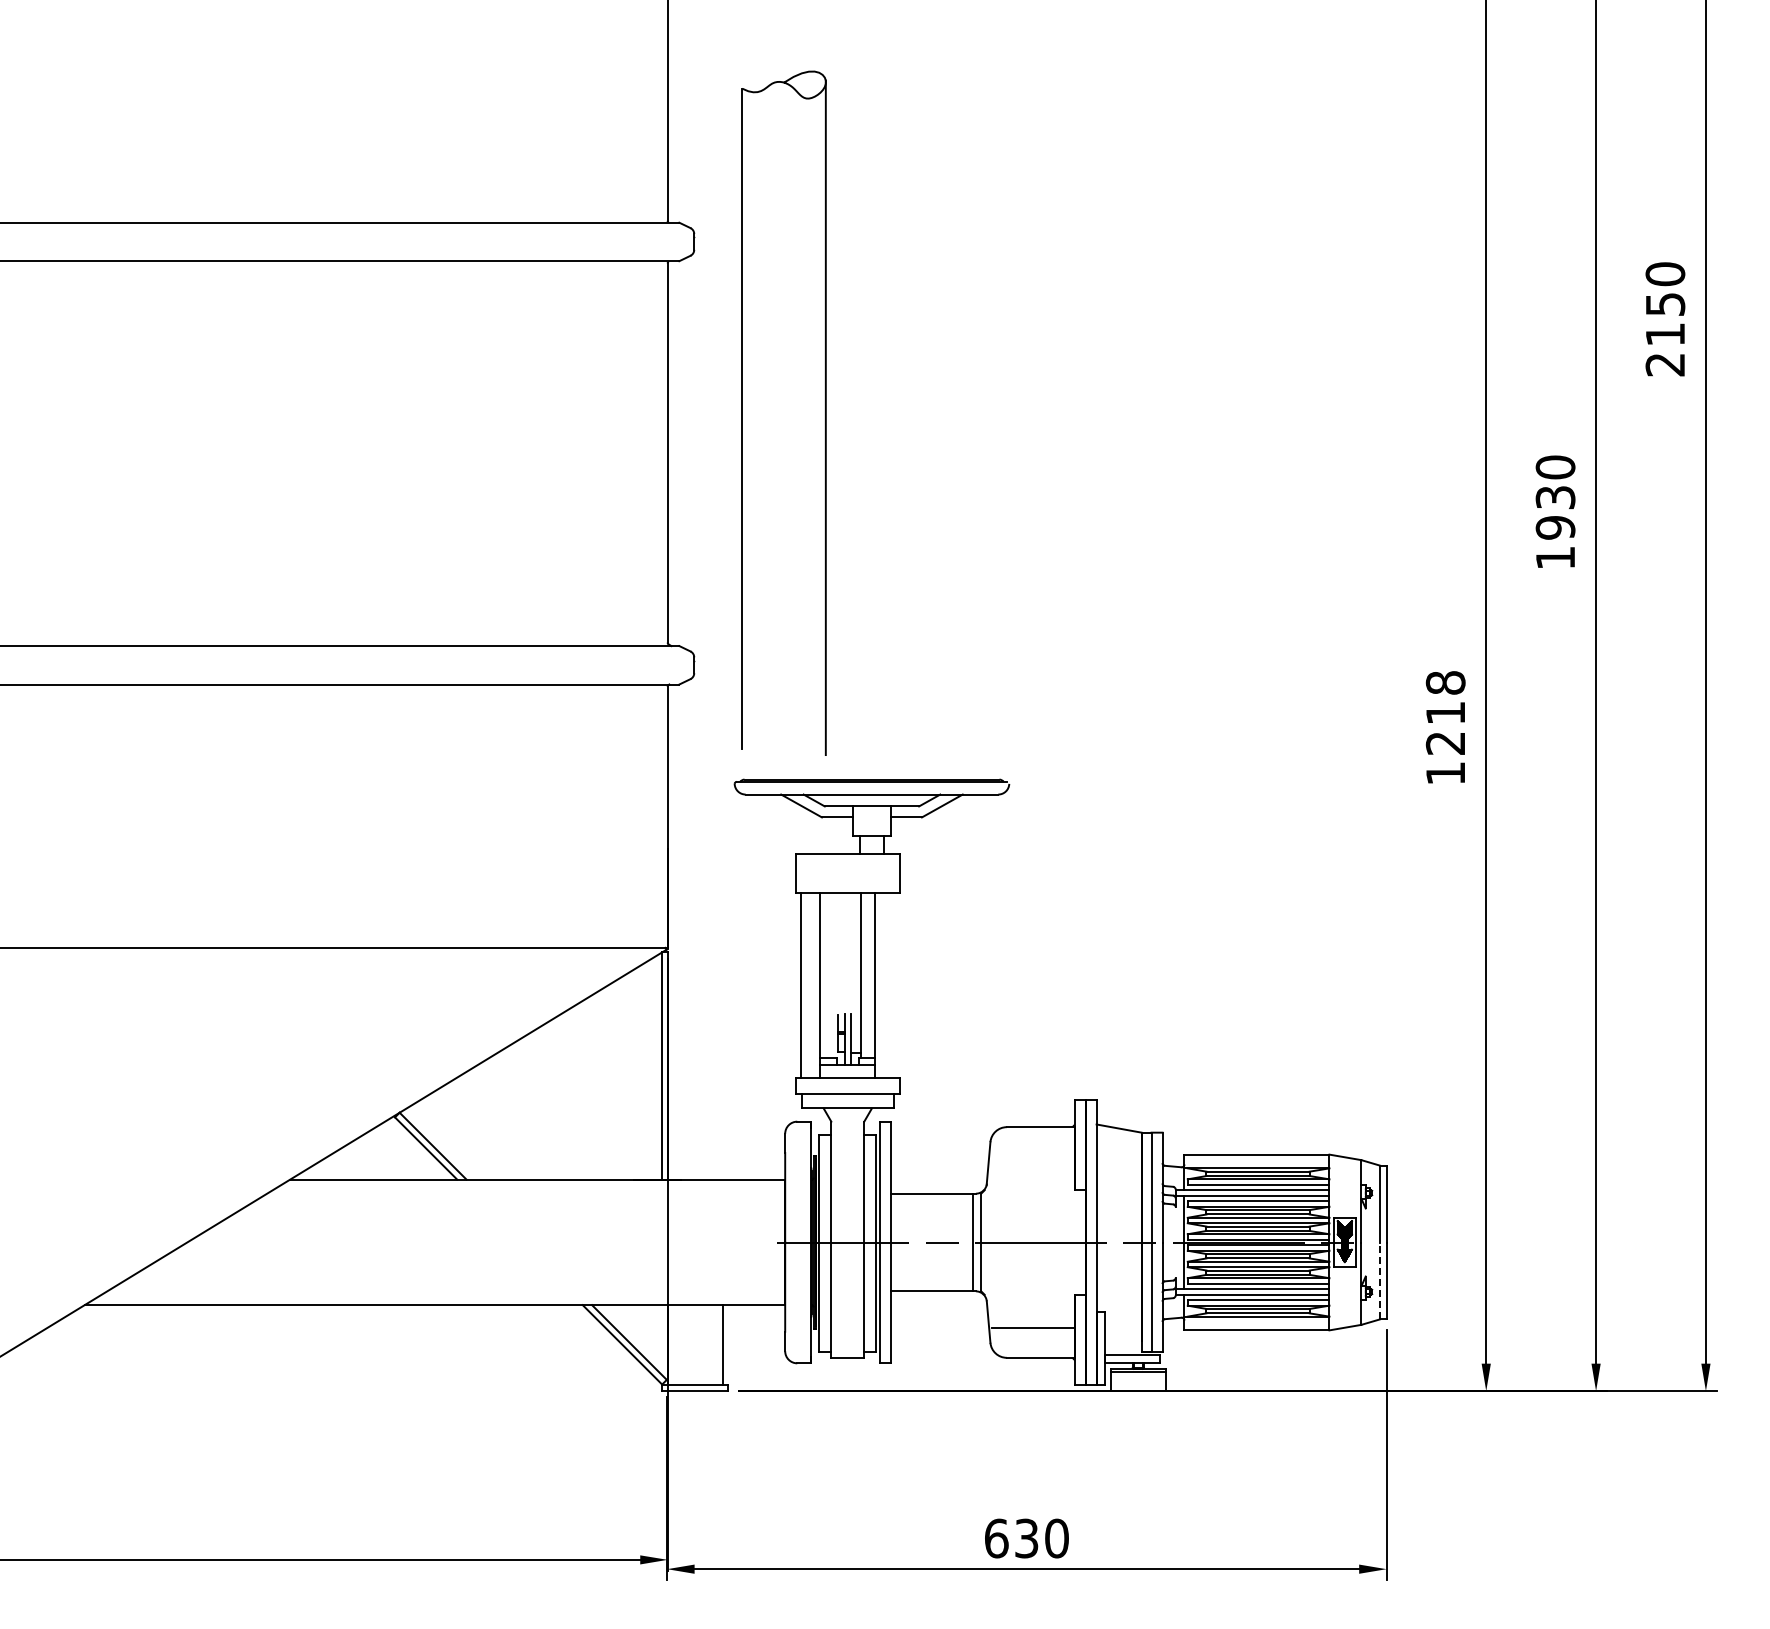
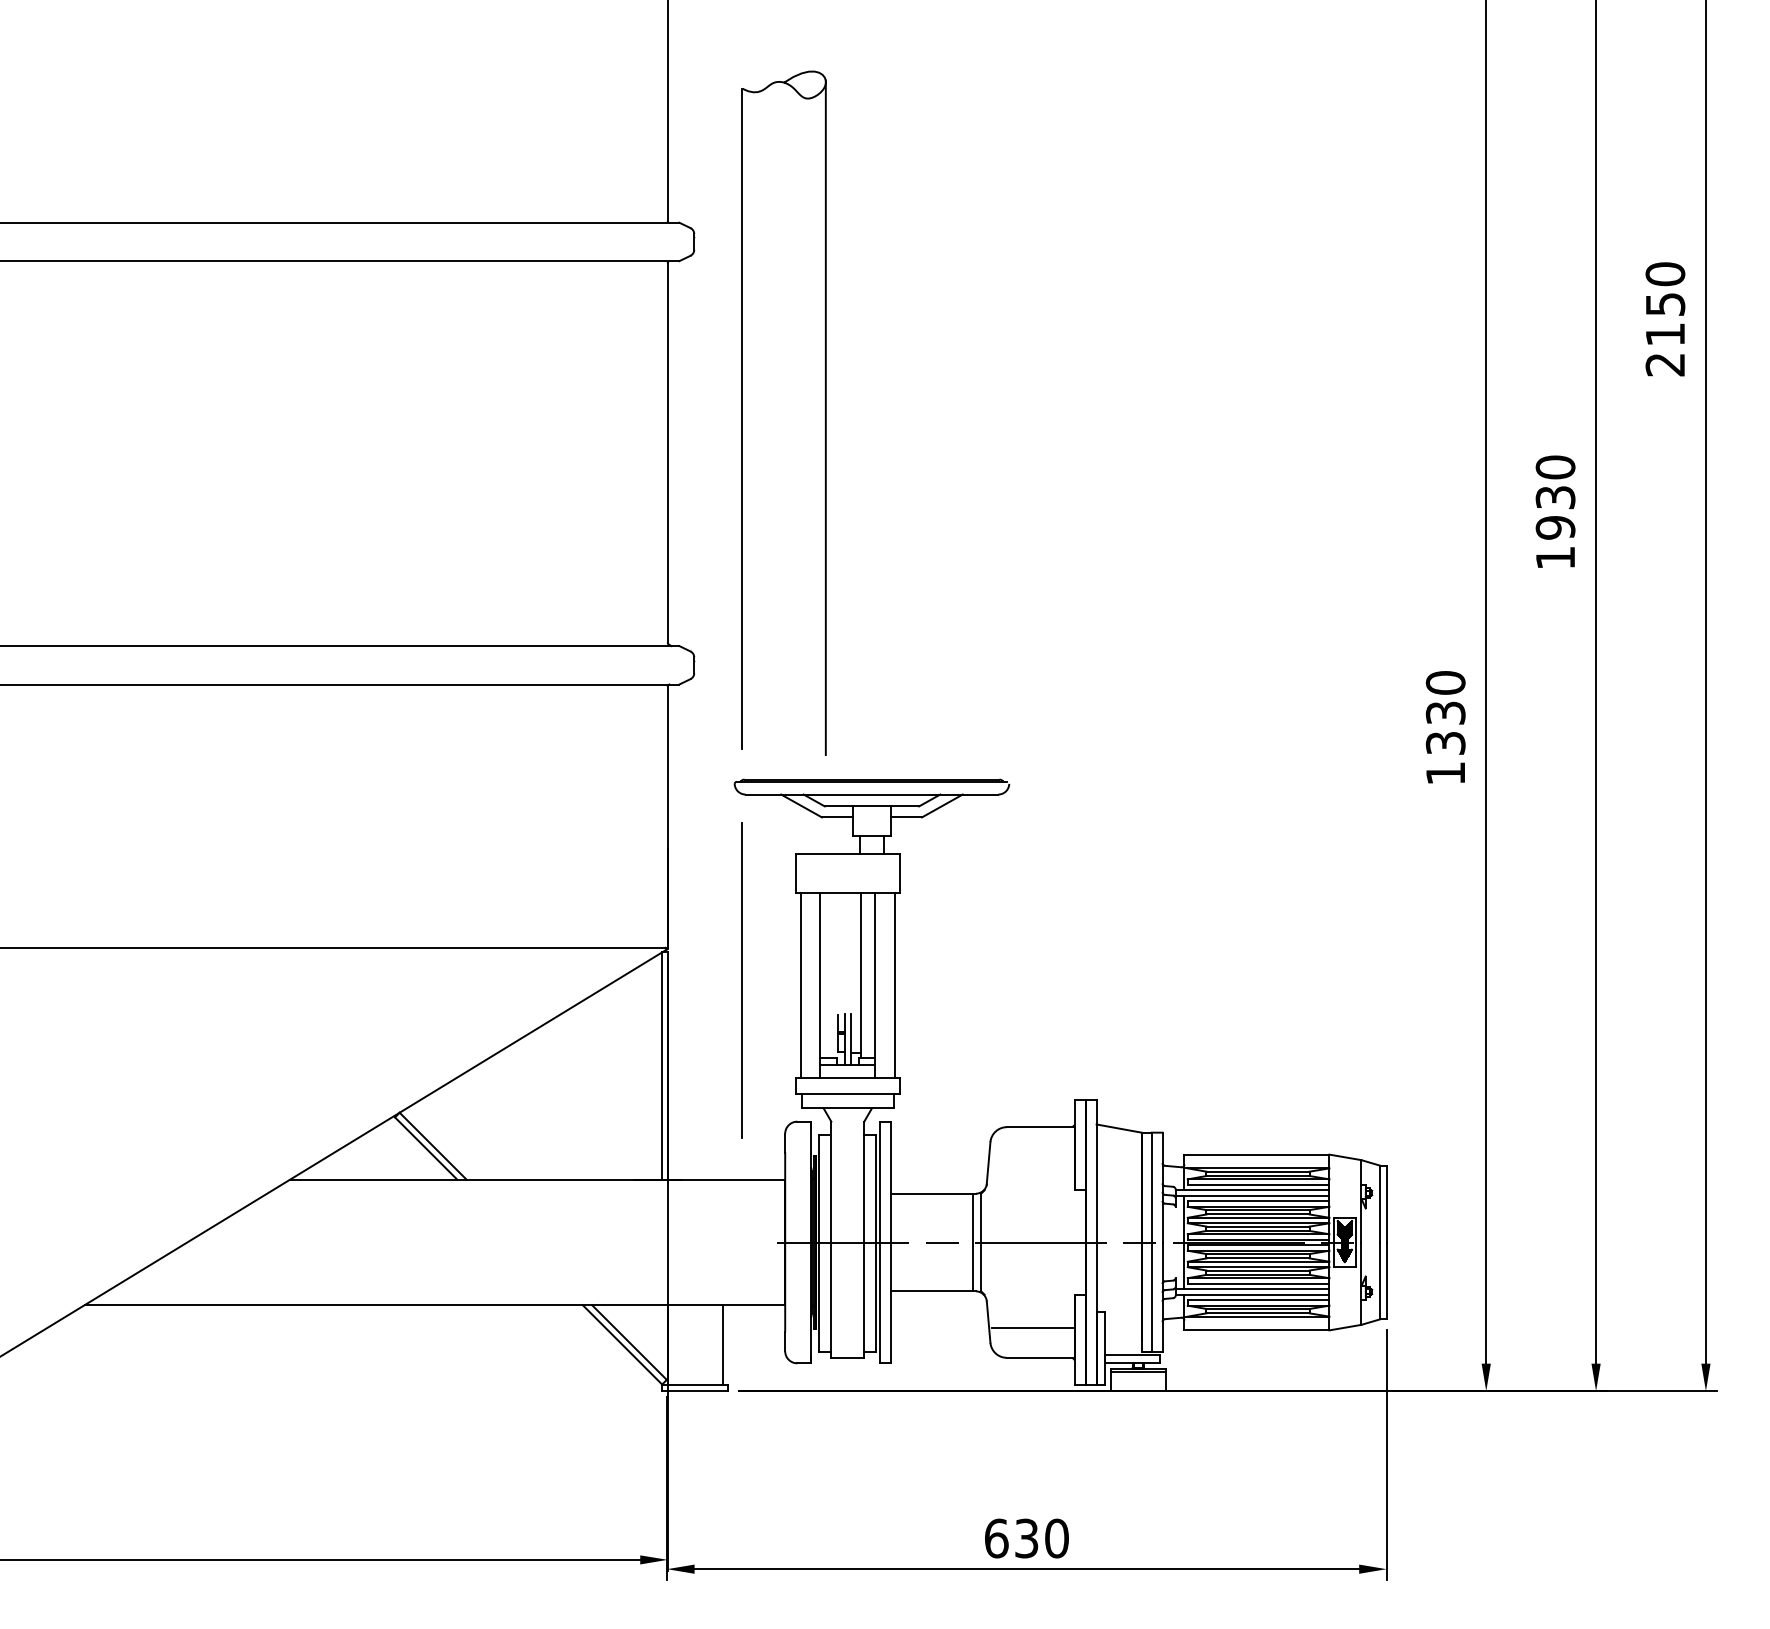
text: 1218 -> 1330 (1445, 712)
line: none -> present (741, 980)
line: none -> present (895, 985)
line: dashed -> solid (1380, 1280)
